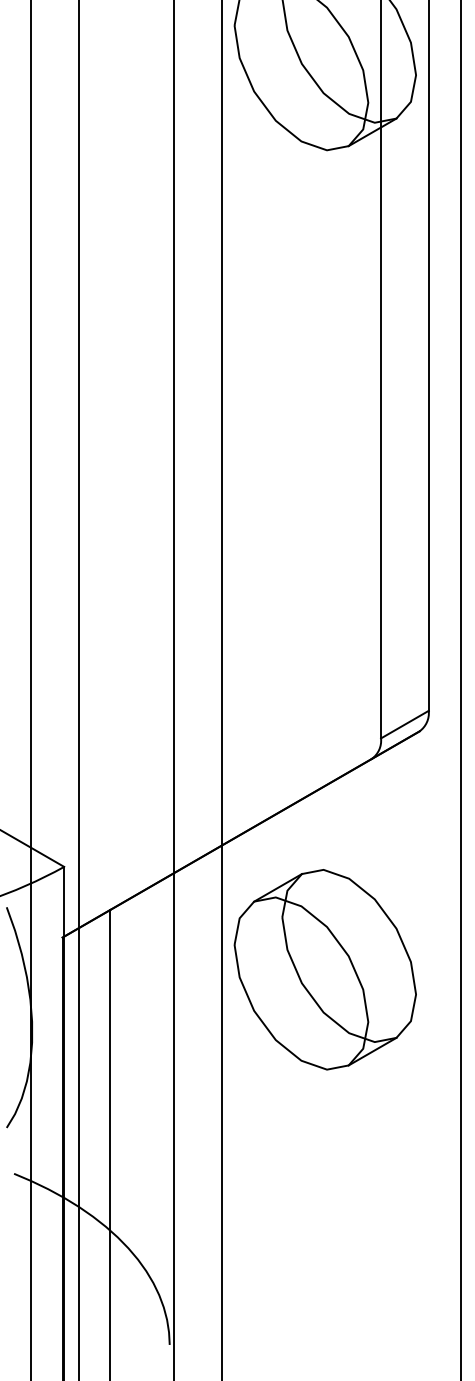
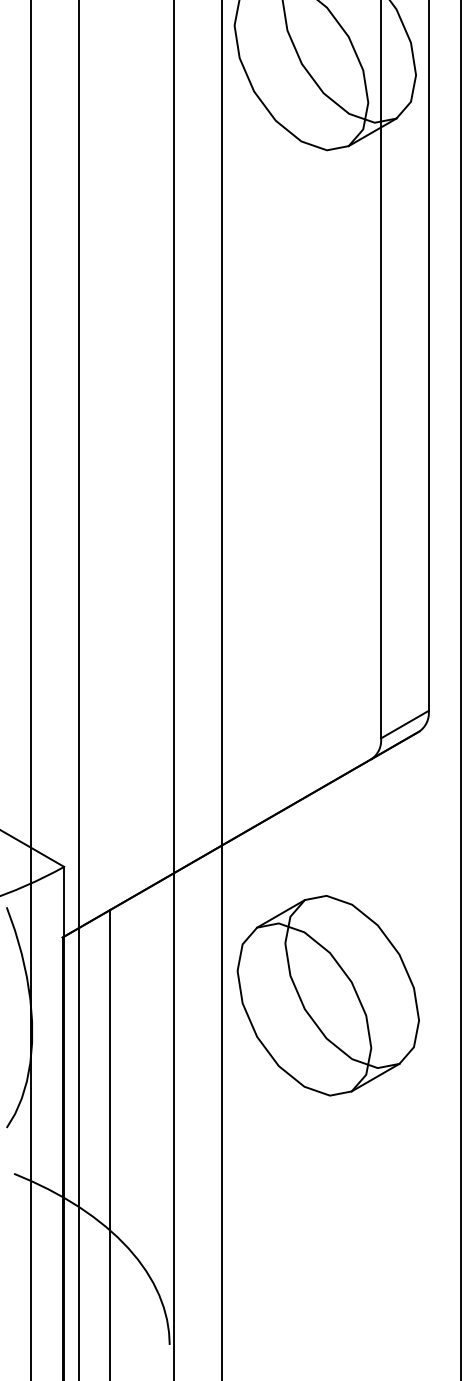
part position: (324, 969) -> (327, 995) (327, 995)
